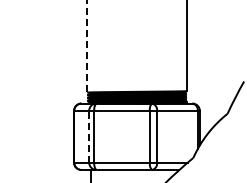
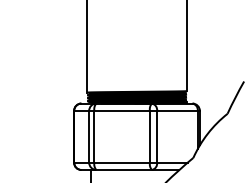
line: dashed -> solid (87, 46)
line: dashed -> solid (89, 136)
